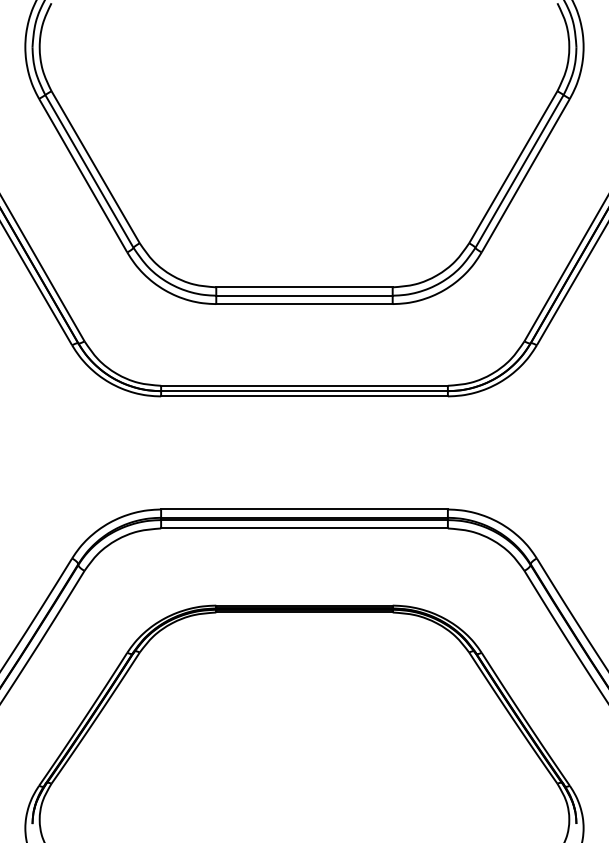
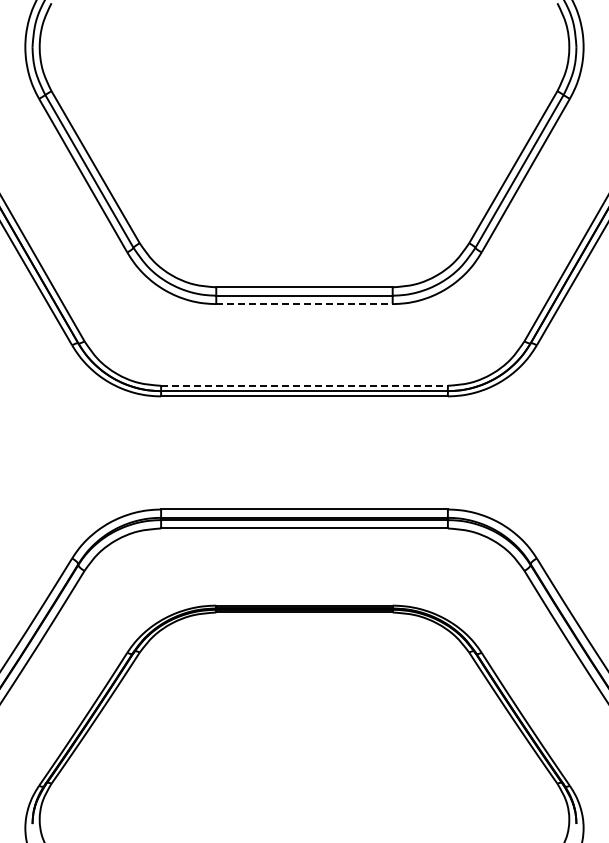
line: solid -> dashed (304, 304)
line: solid -> dashed (305, 385)
